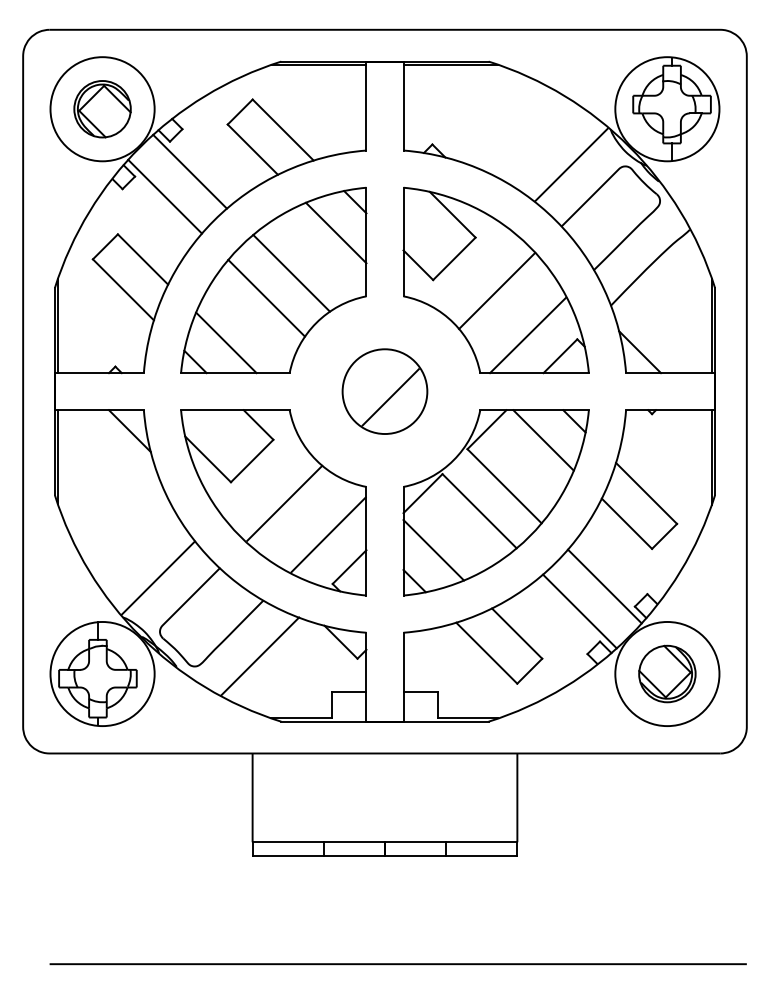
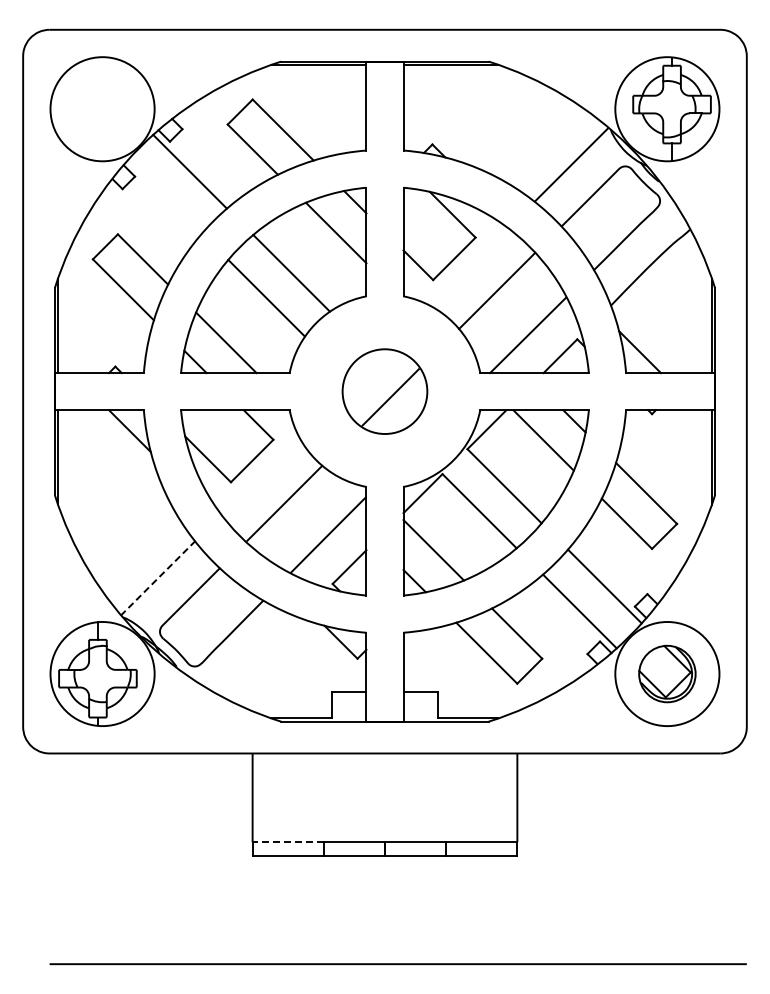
part: present -> none (102, 109)
line: present -> none (164, 196)
line: solid -> dashed (157, 579)
line: present -> none (260, 656)
line: solid -> dashed (287, 842)
